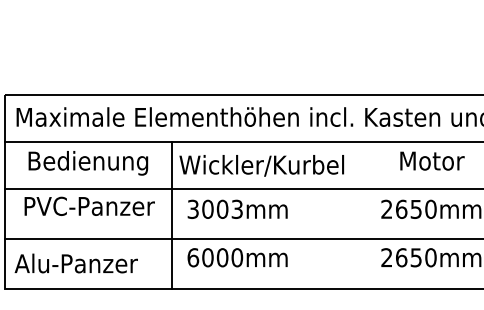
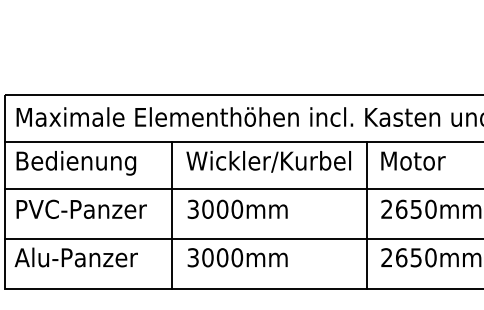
text position: (432, 160) -> (413, 160) (413, 160)
text position: (88, 163) -> (76, 163) (76, 163)
text position: (261, 165) -> (268, 161) (268, 161)
text position: (89, 205) -> (81, 208) (81, 208)
text: 3003mm -> 3000mm (237, 208)
line: none -> present (366, 215)
text: 6000mm -> 3000mm (193, 257)
text position: (75, 263) -> (75, 257) (75, 257)
